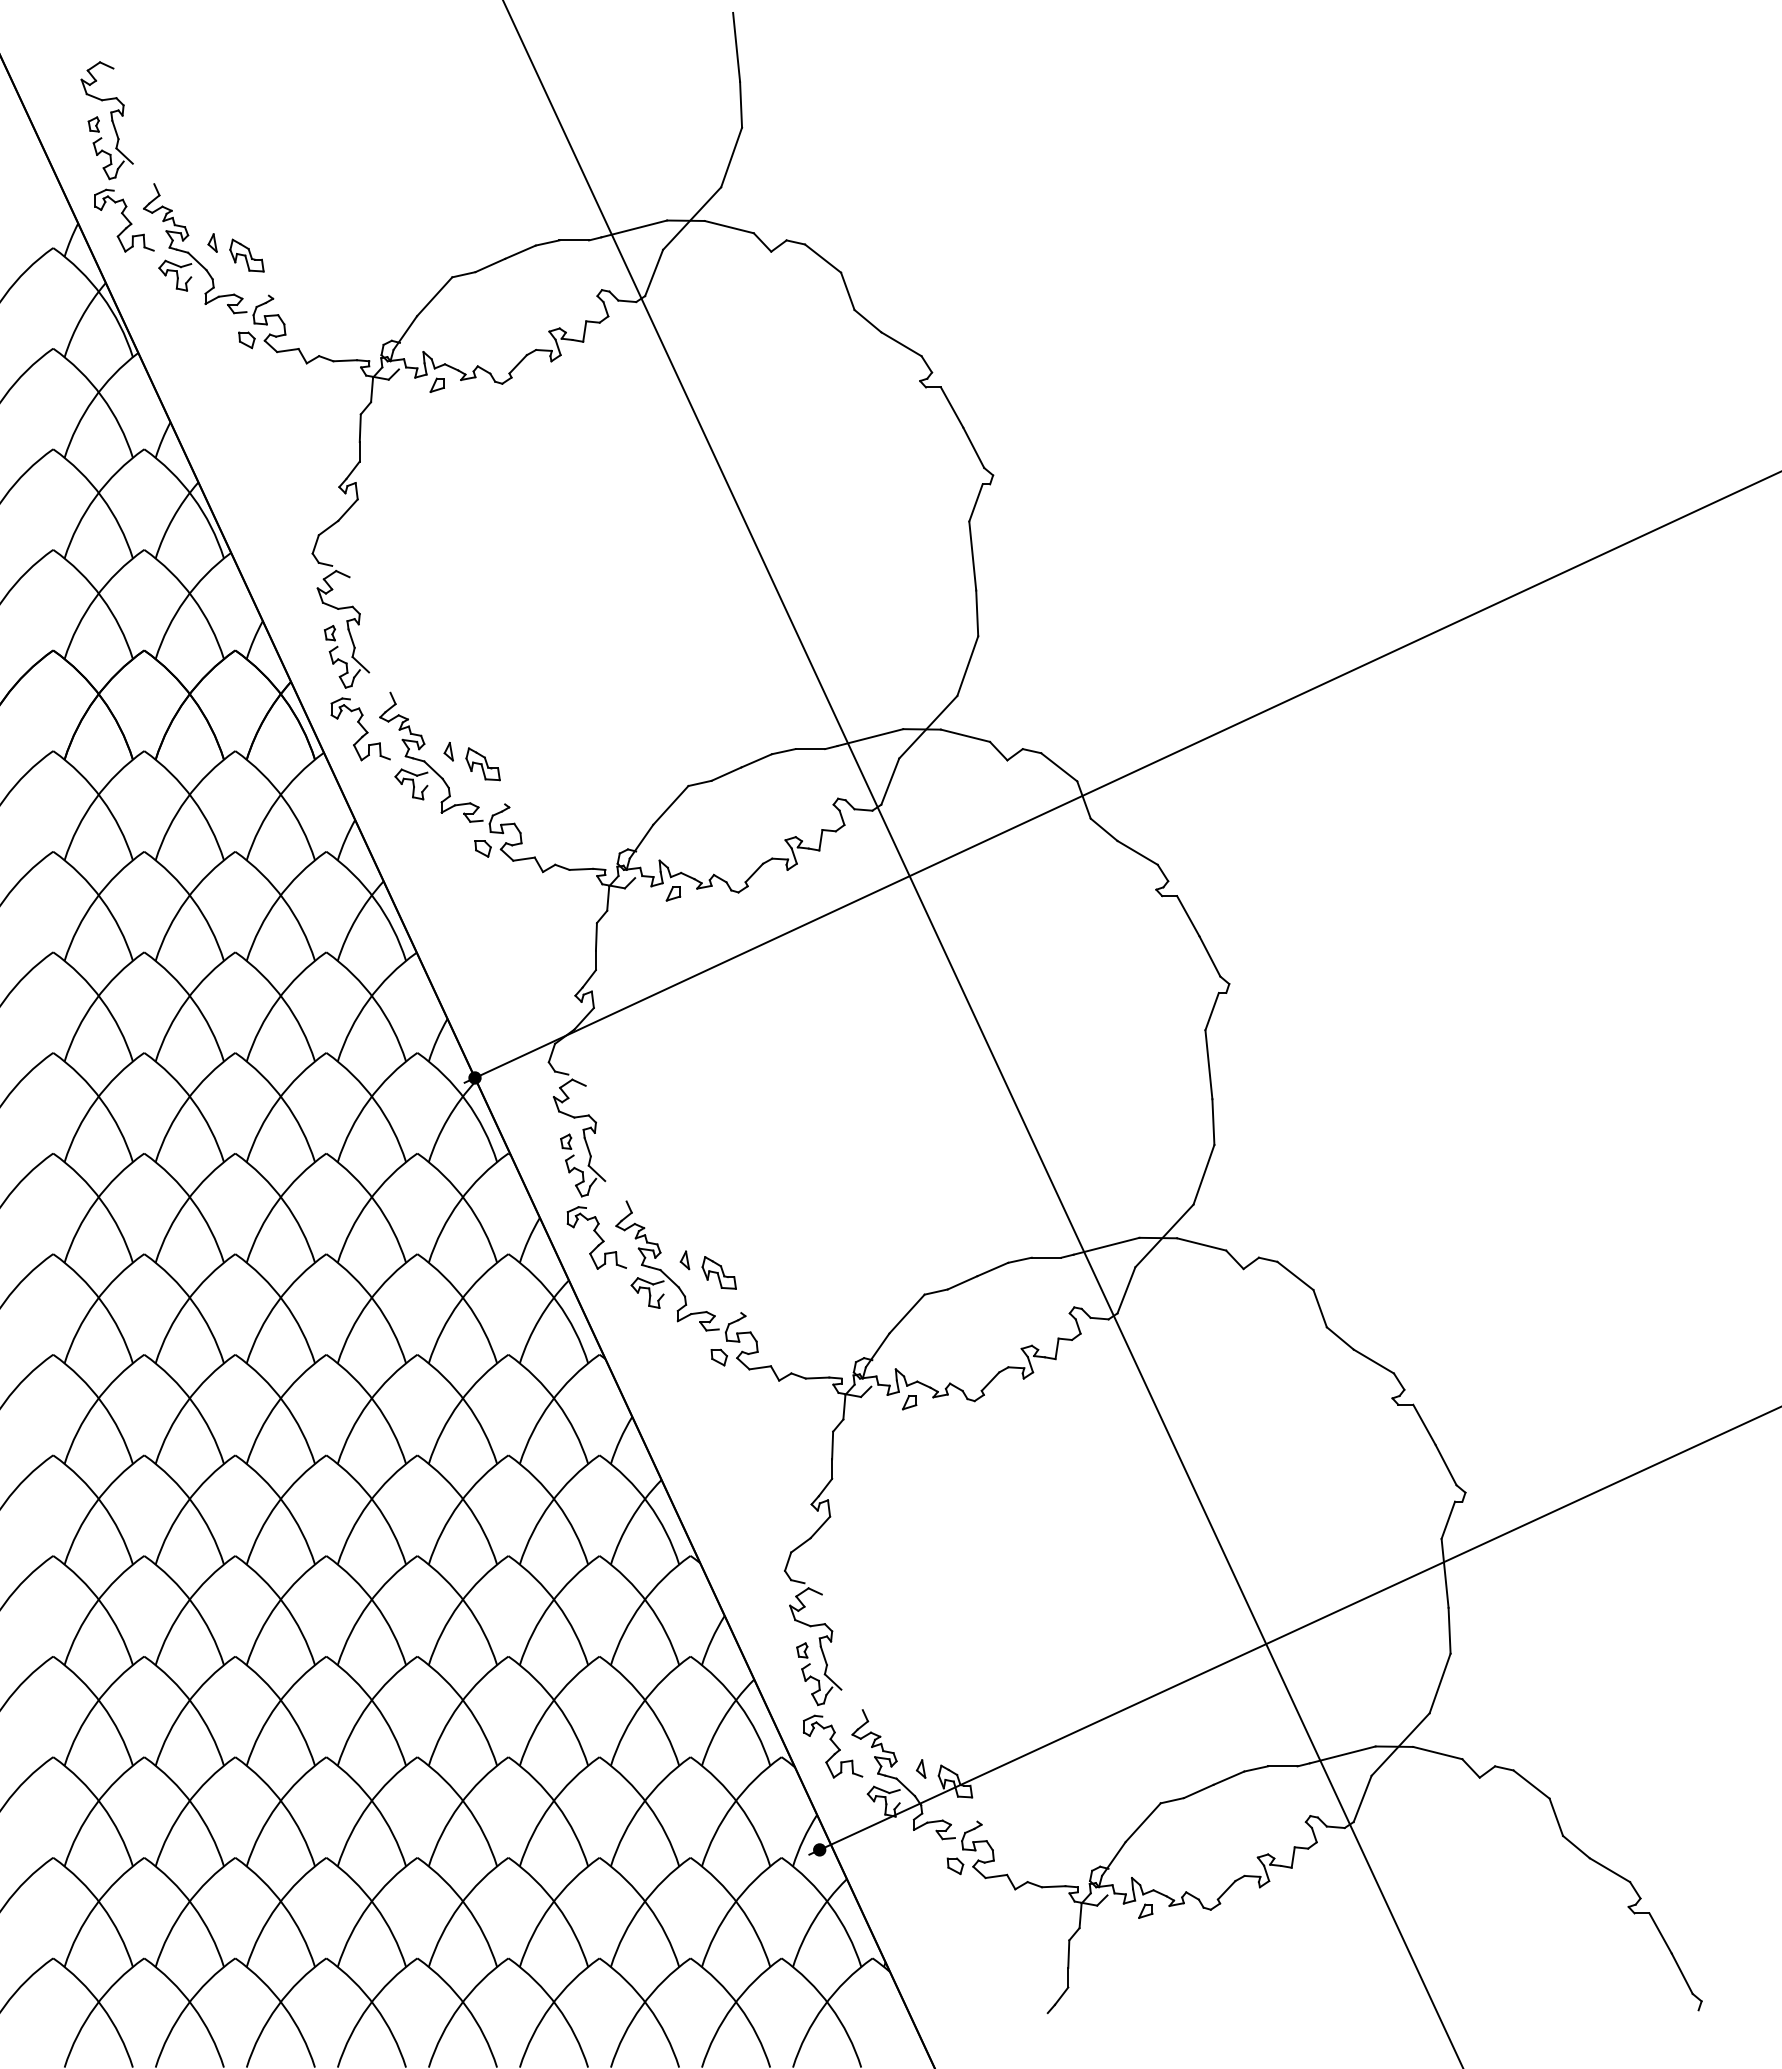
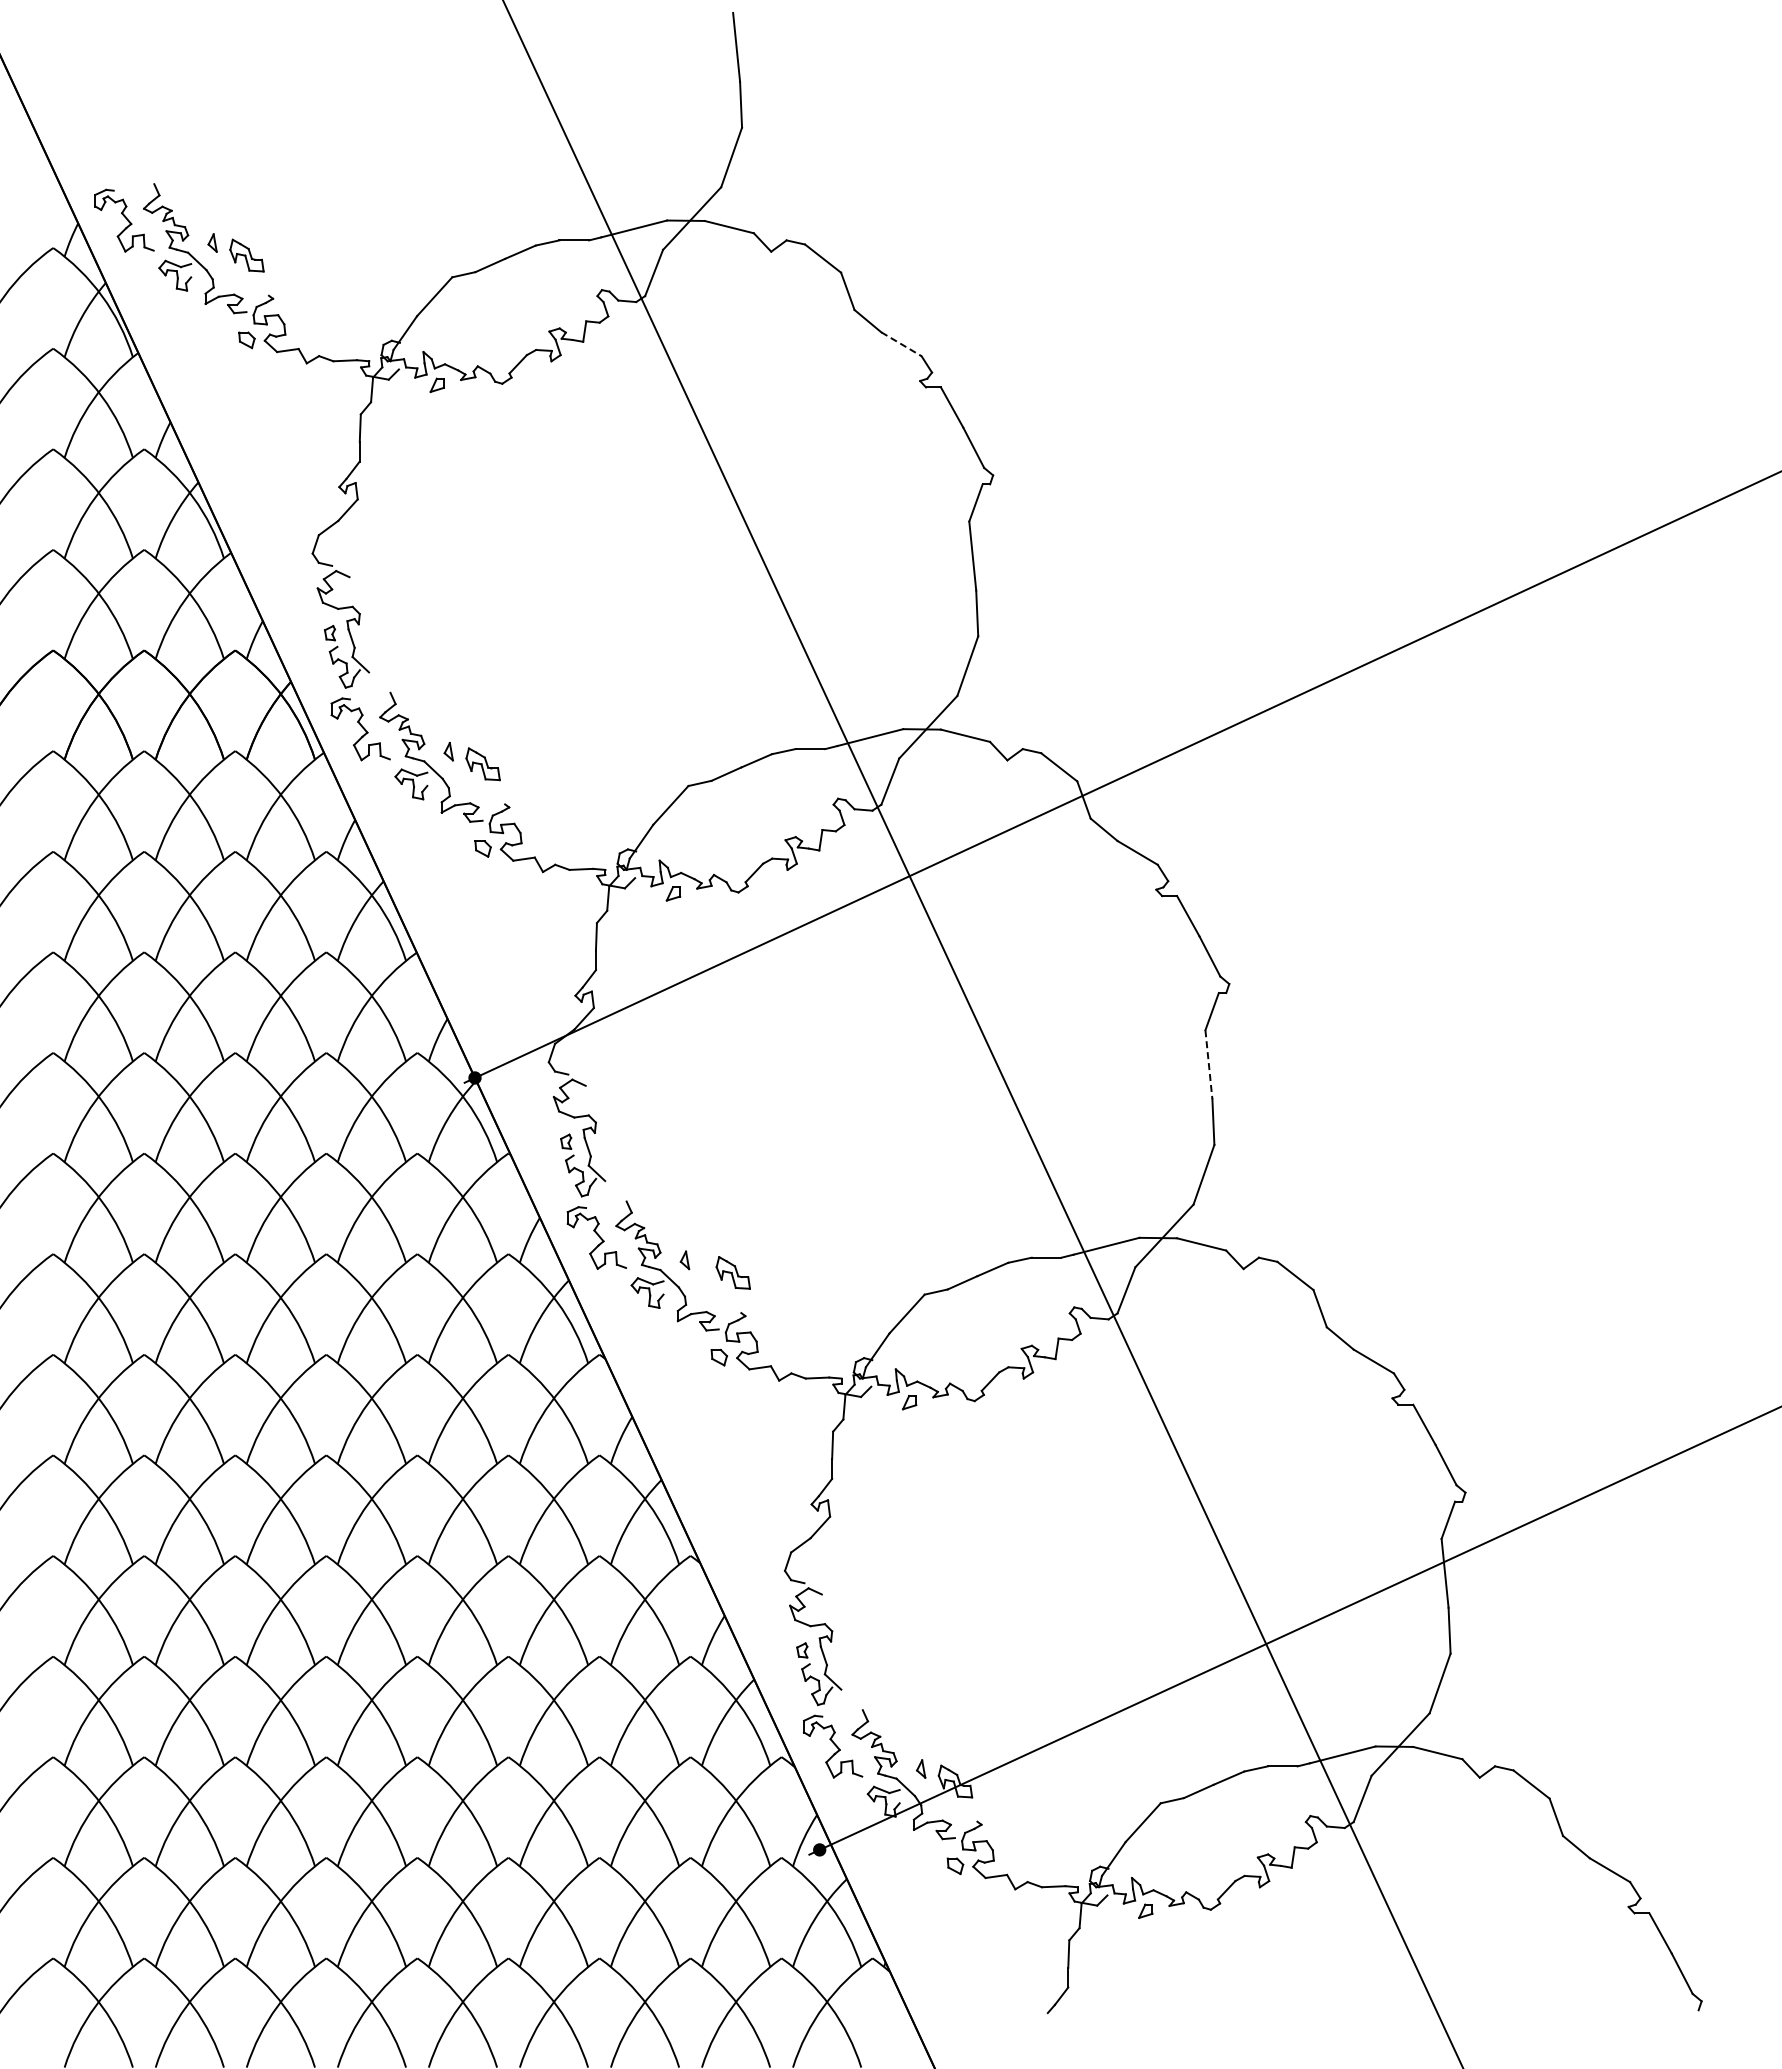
part: present -> none (106, 120)
line: solid -> dashed (901, 344)
line: solid -> dashed (1208, 1064)
part position: (718, 1272) -> (732, 1272) (732, 1272)
